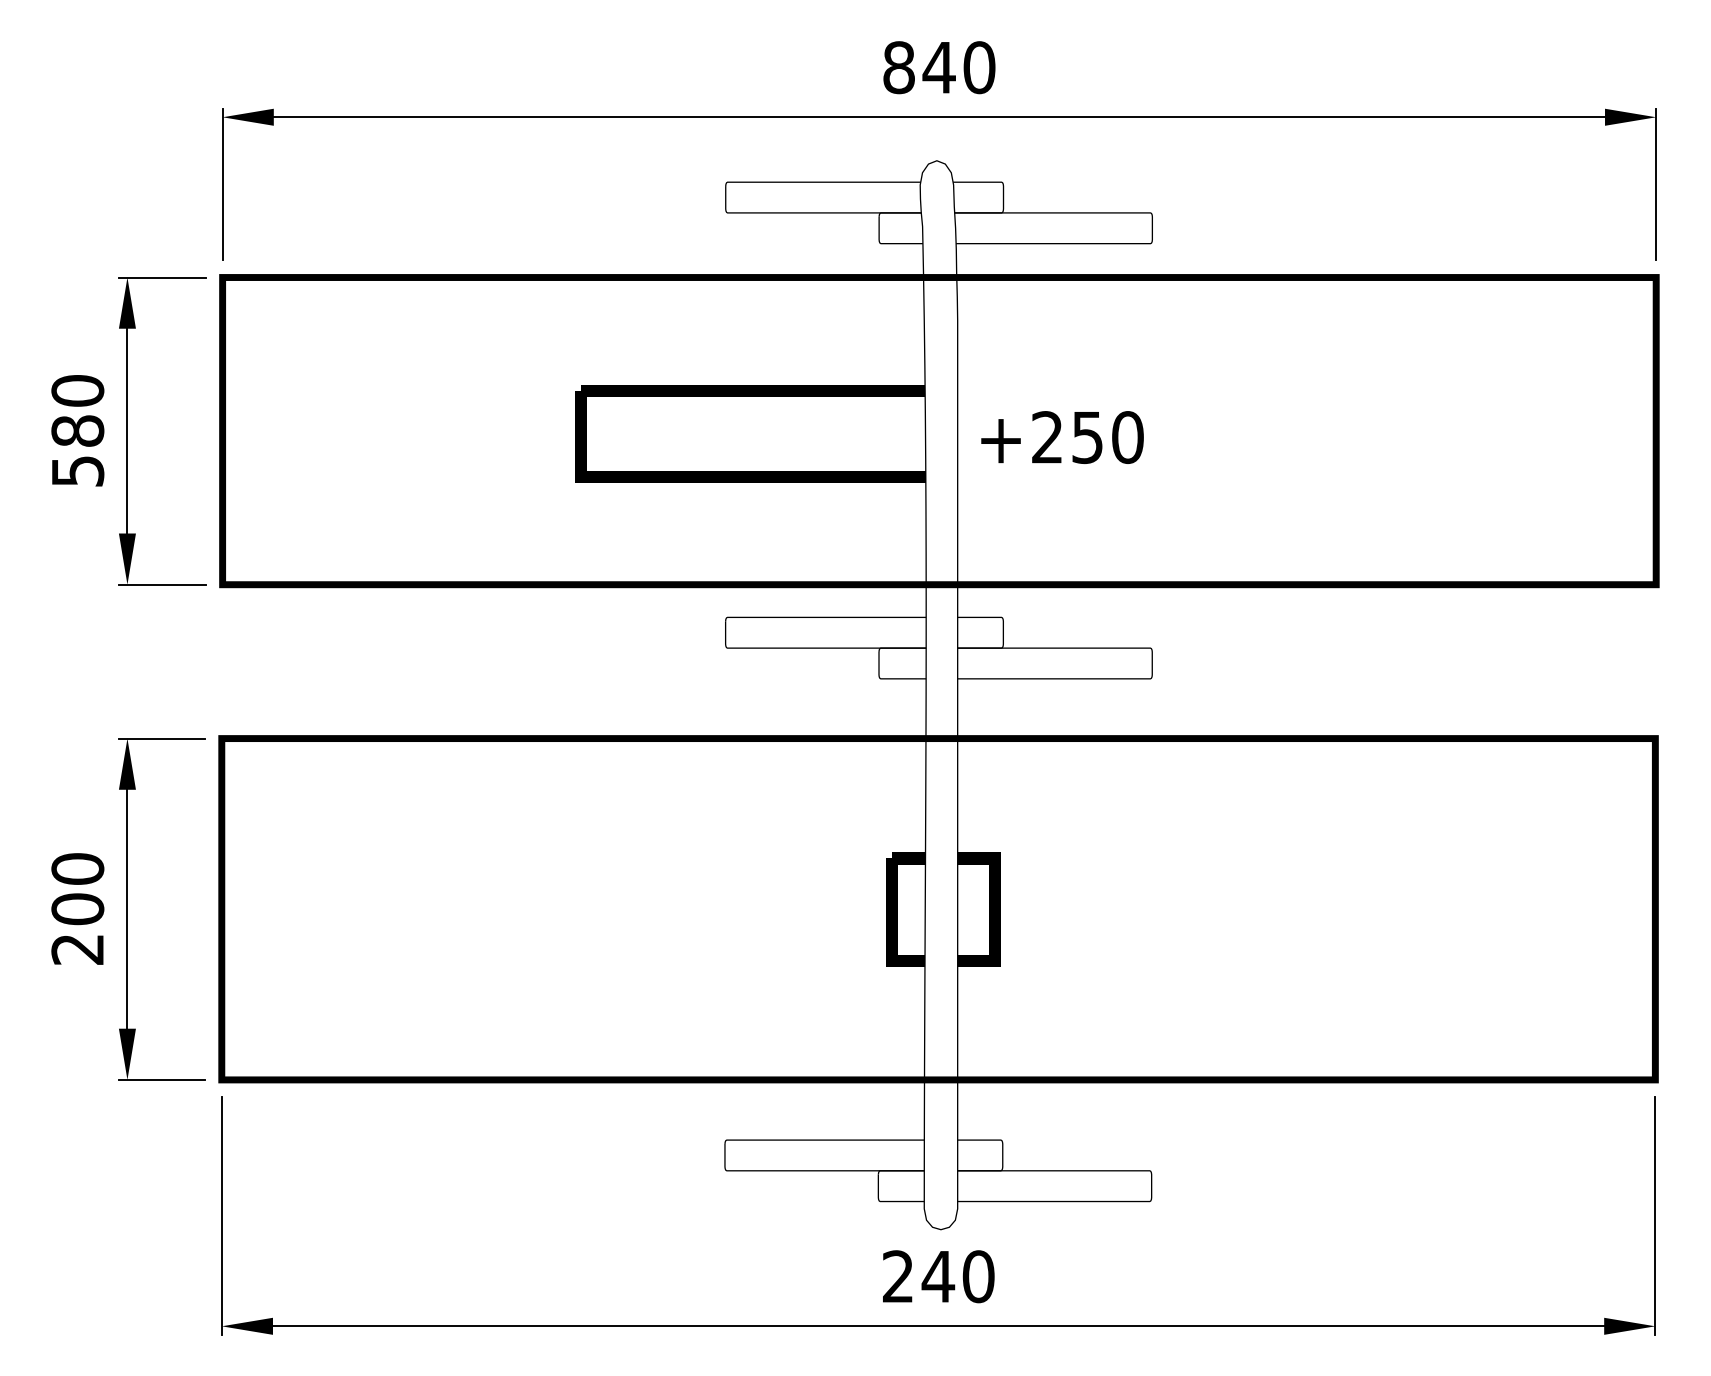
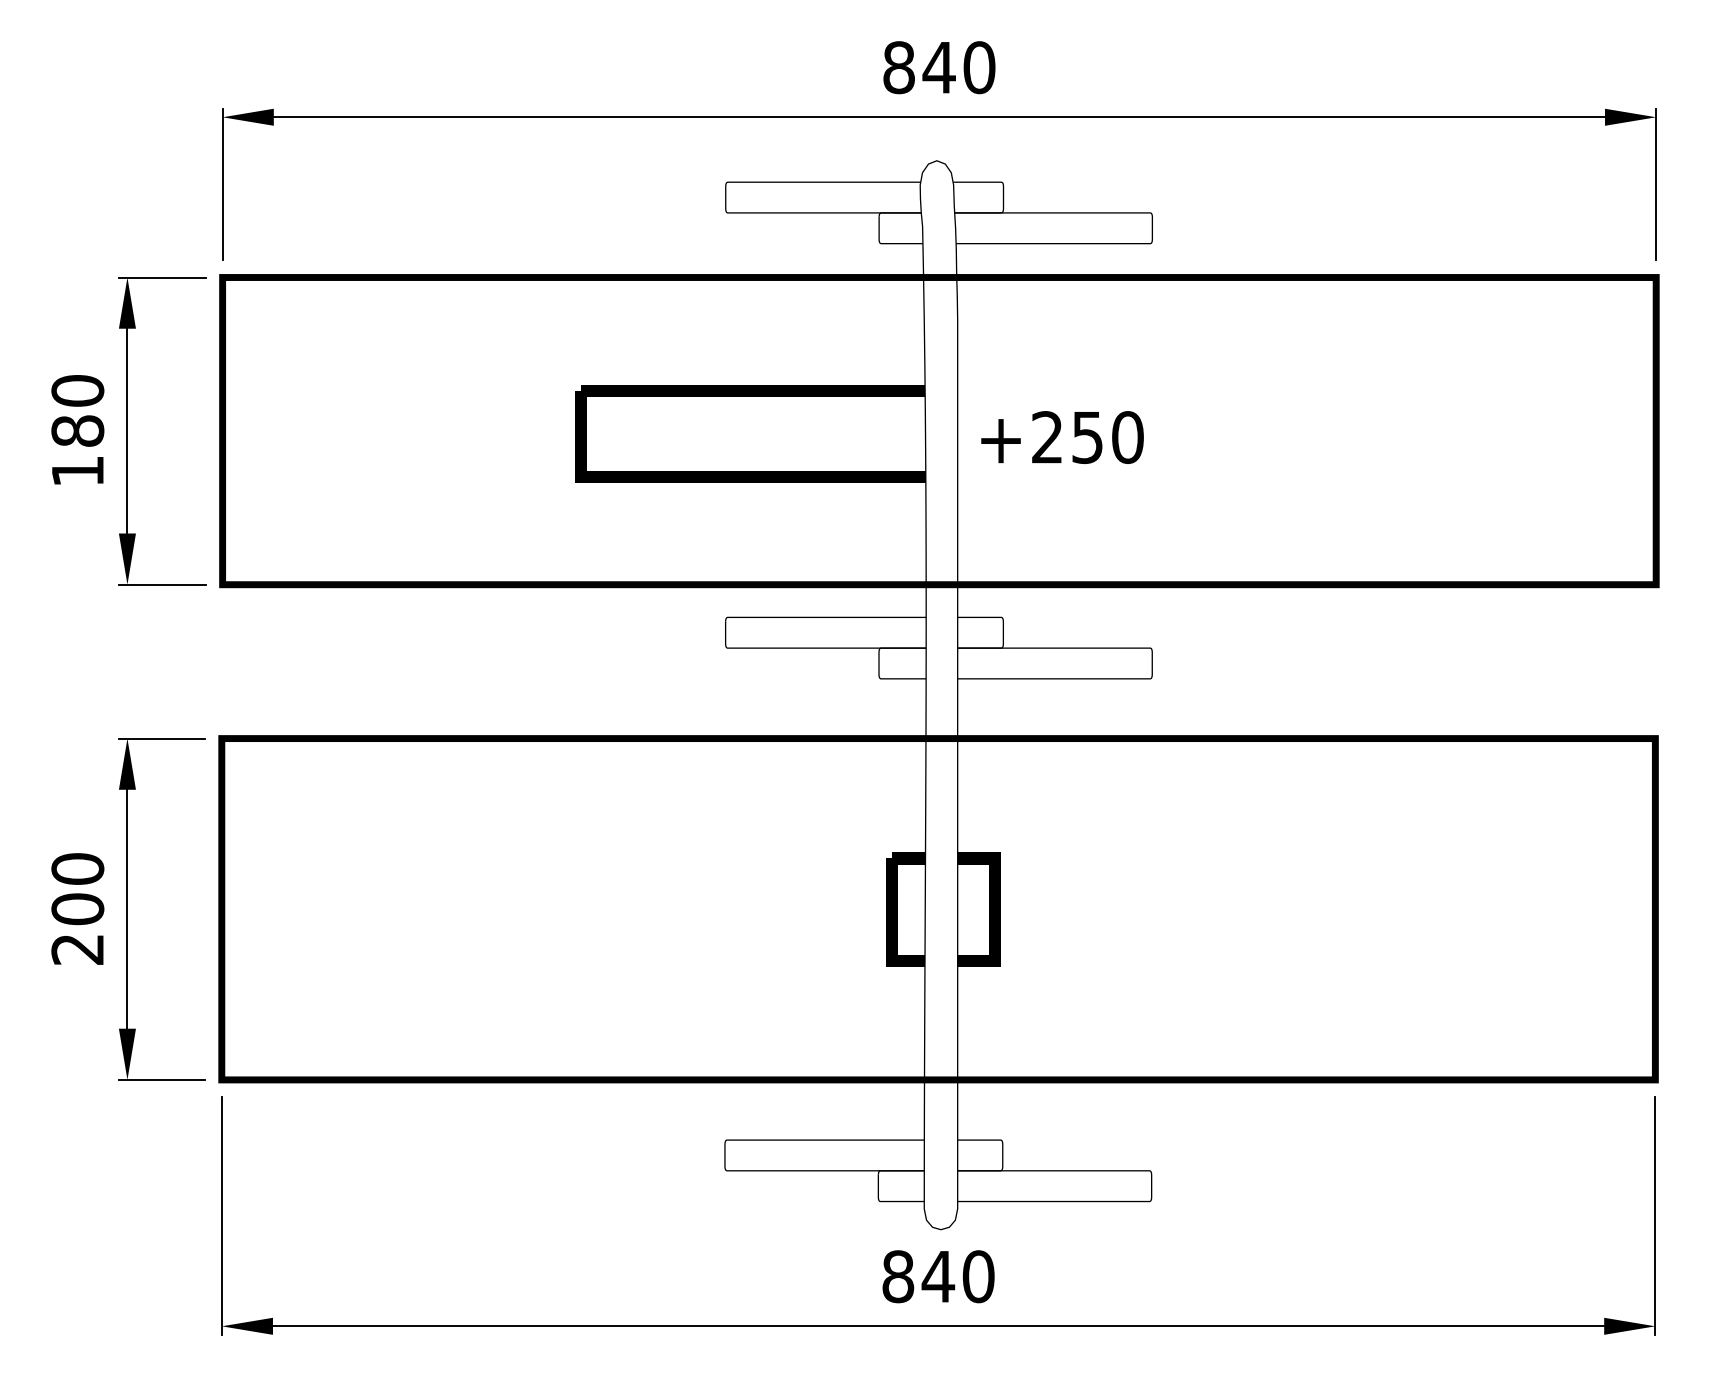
text: 580 -> 180 (78, 471)
text: 240 -> 840 (898, 1276)
